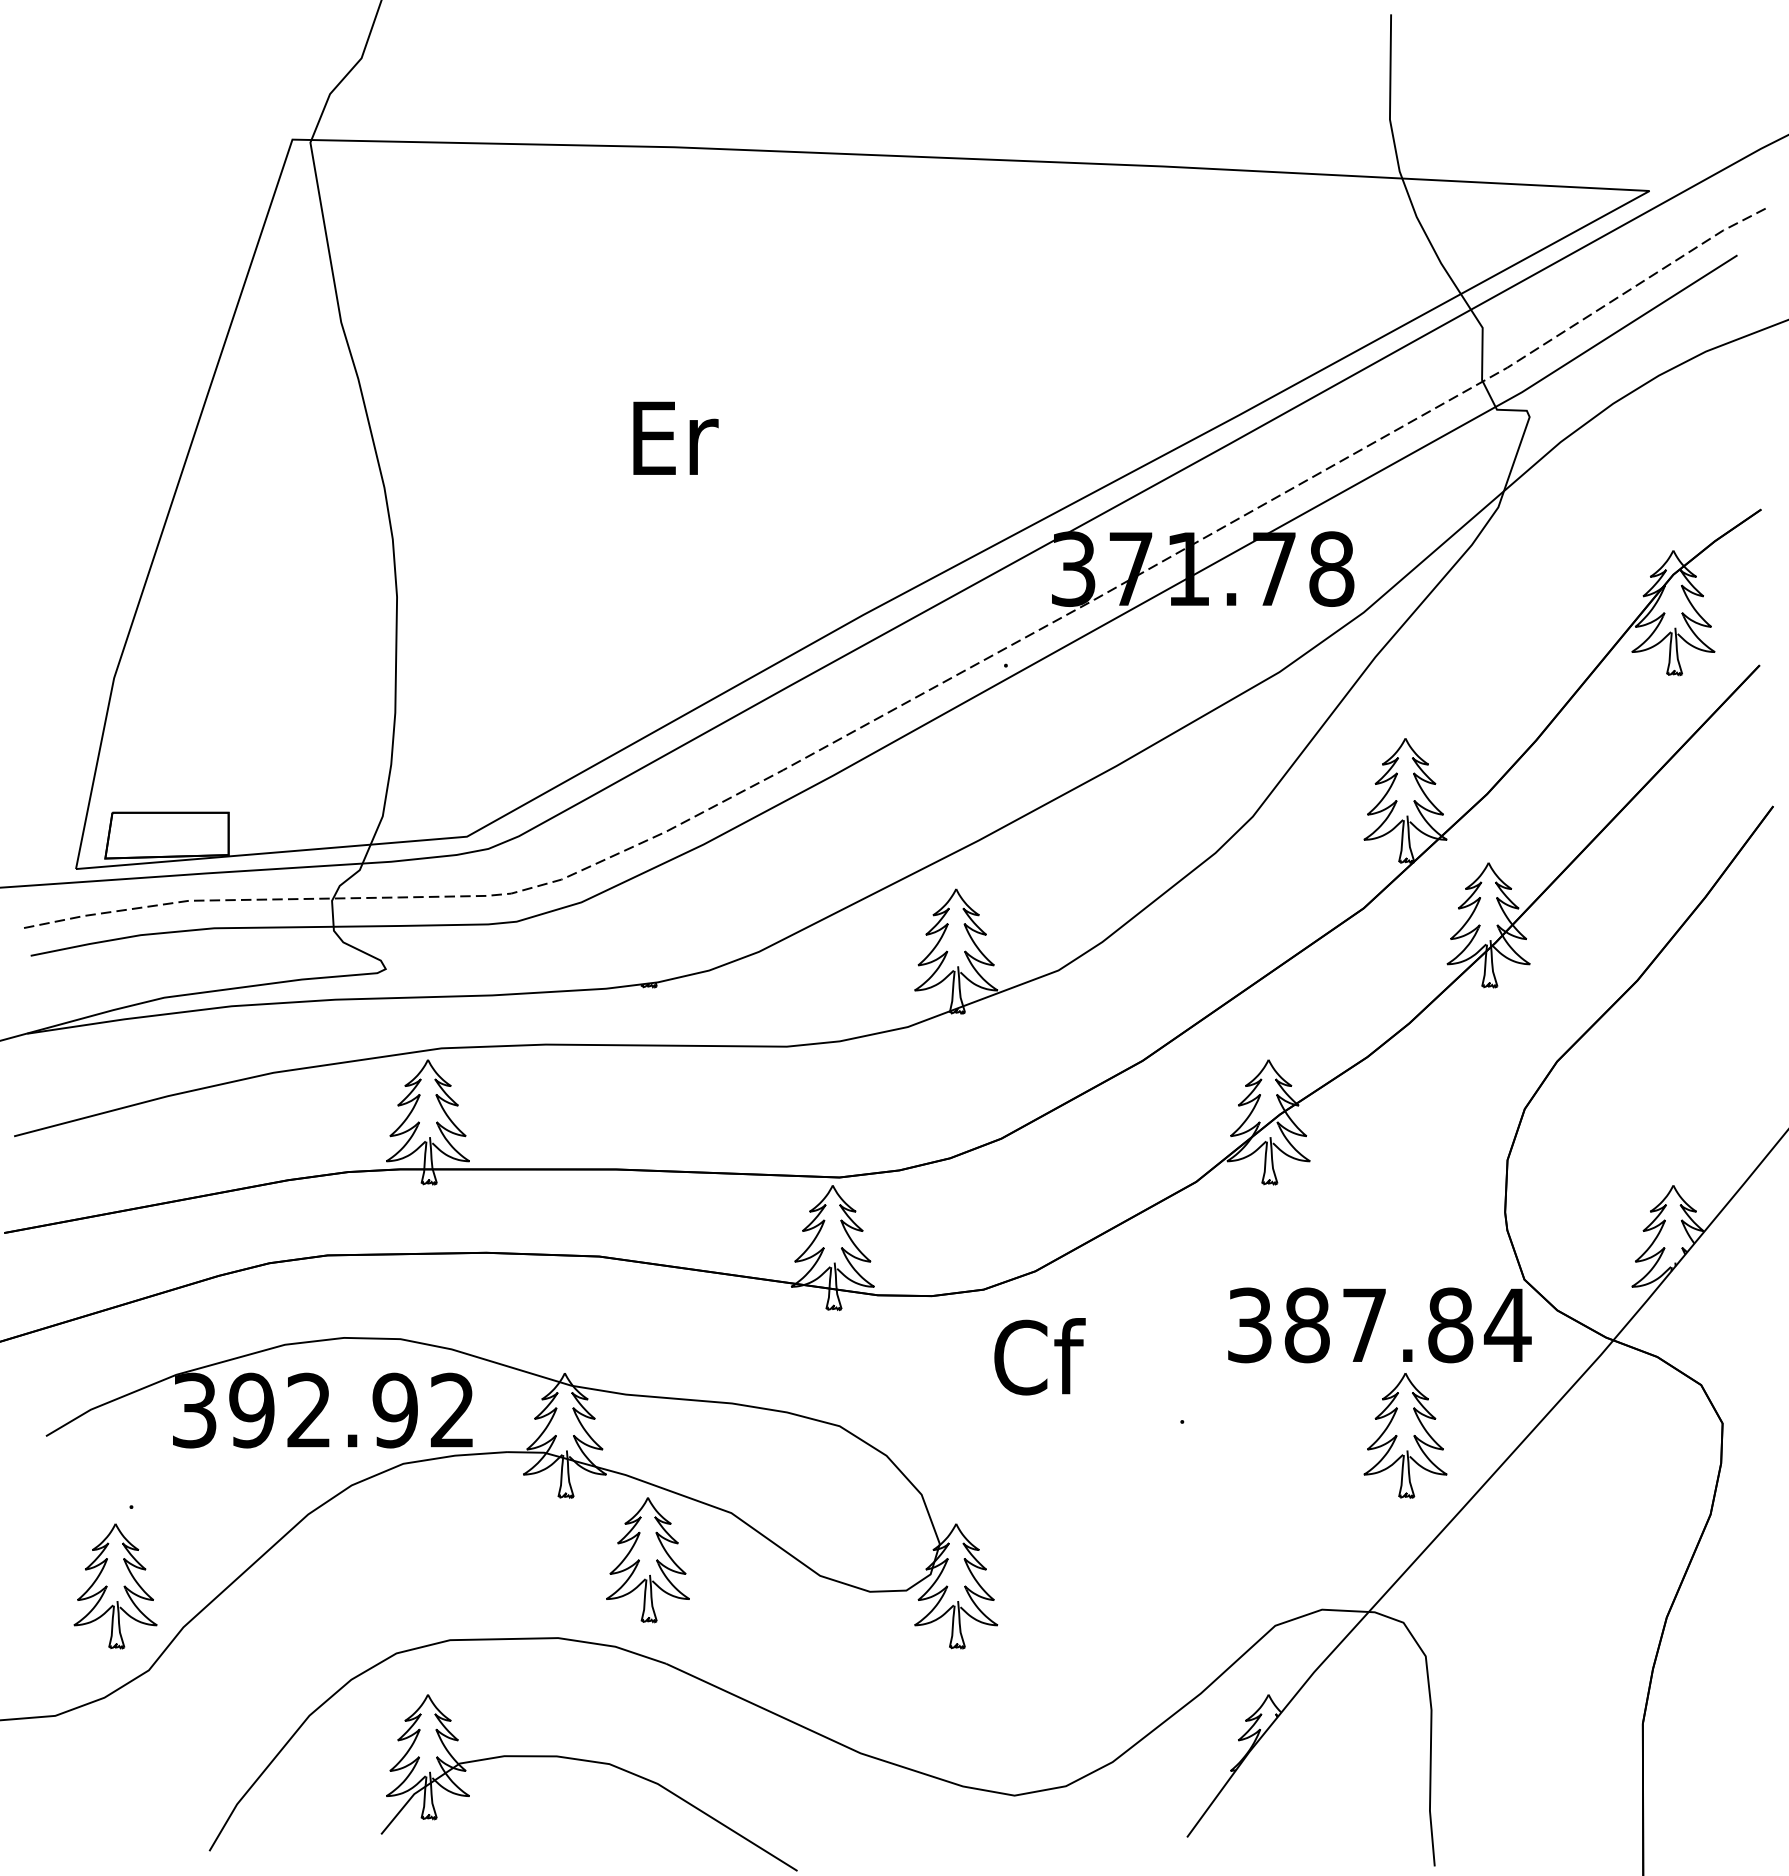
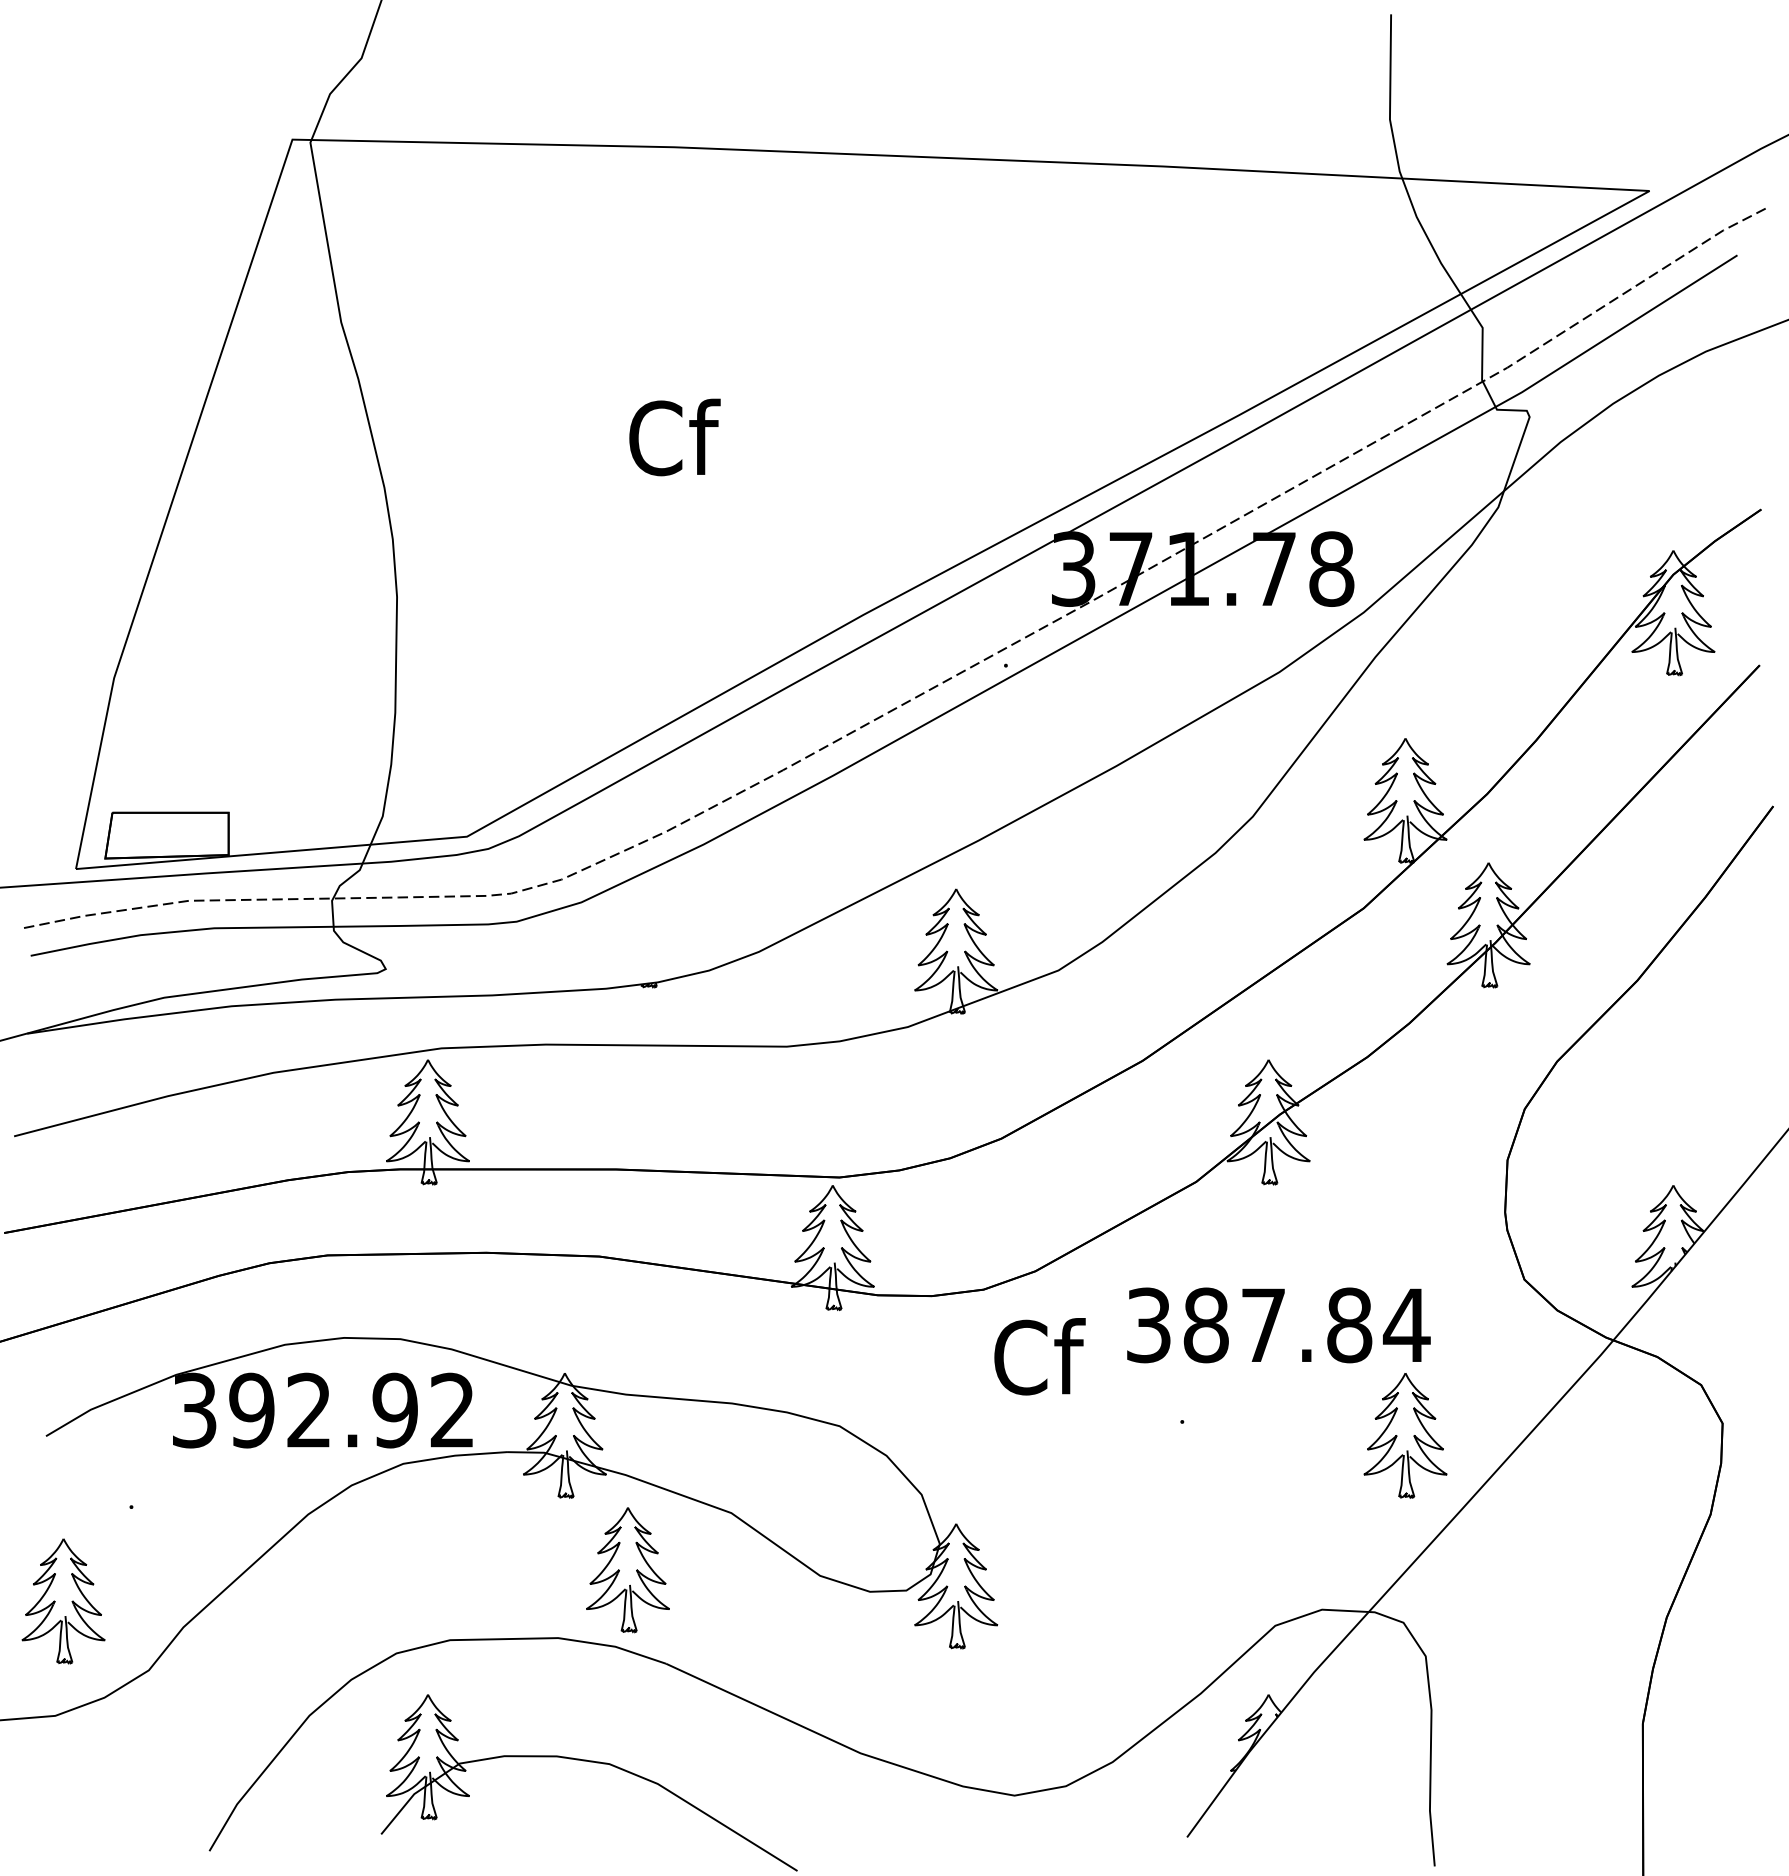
text: Er -> Cf (674, 437)
text position: (1379, 1325) -> (1278, 1325) (1278, 1325)
part position: (647, 1560) -> (627, 1570) (627, 1570)
part position: (115, 1586) -> (63, 1601) (63, 1601)
